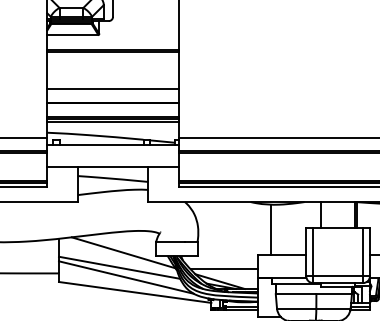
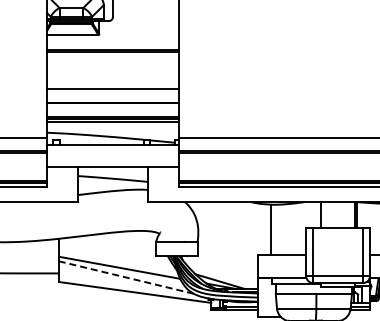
line: present -> none (123, 252)
line: present -> none (224, 269)
line: solid -> dashed (125, 277)
